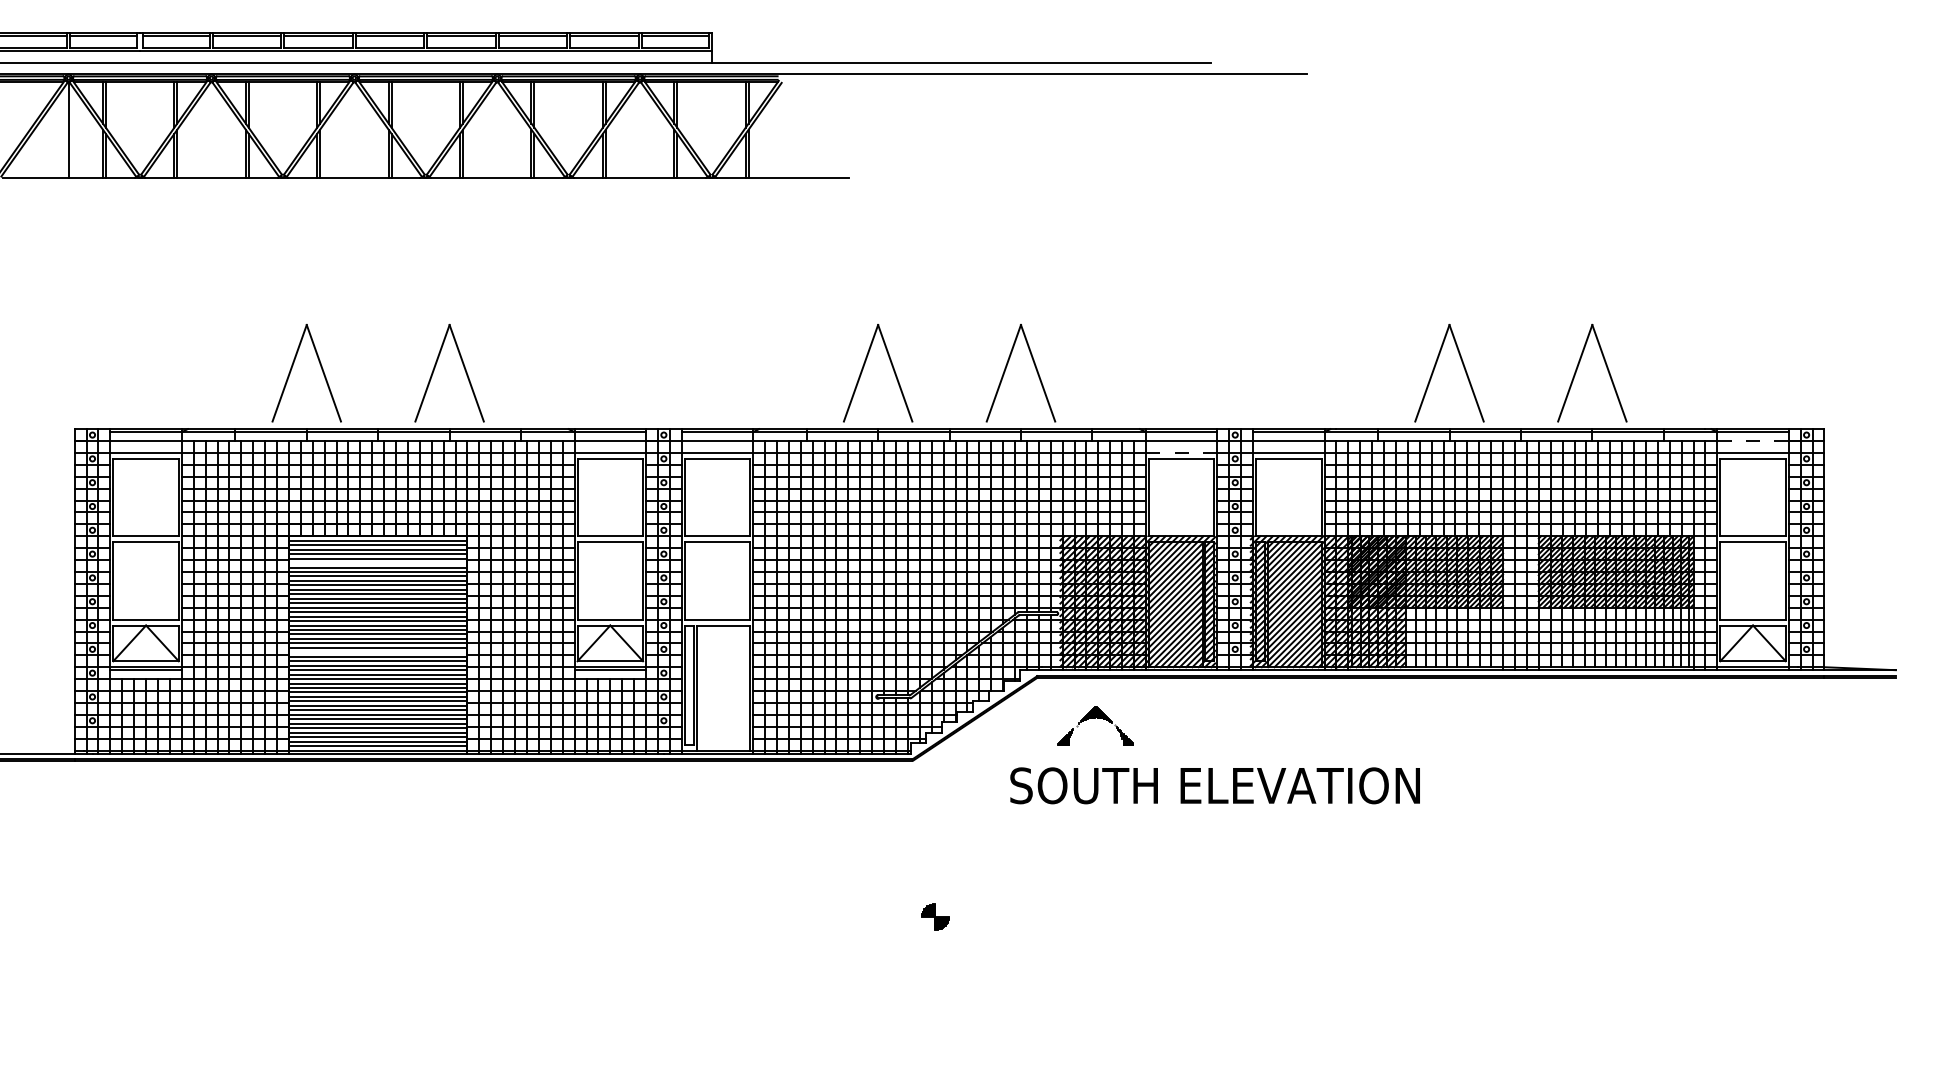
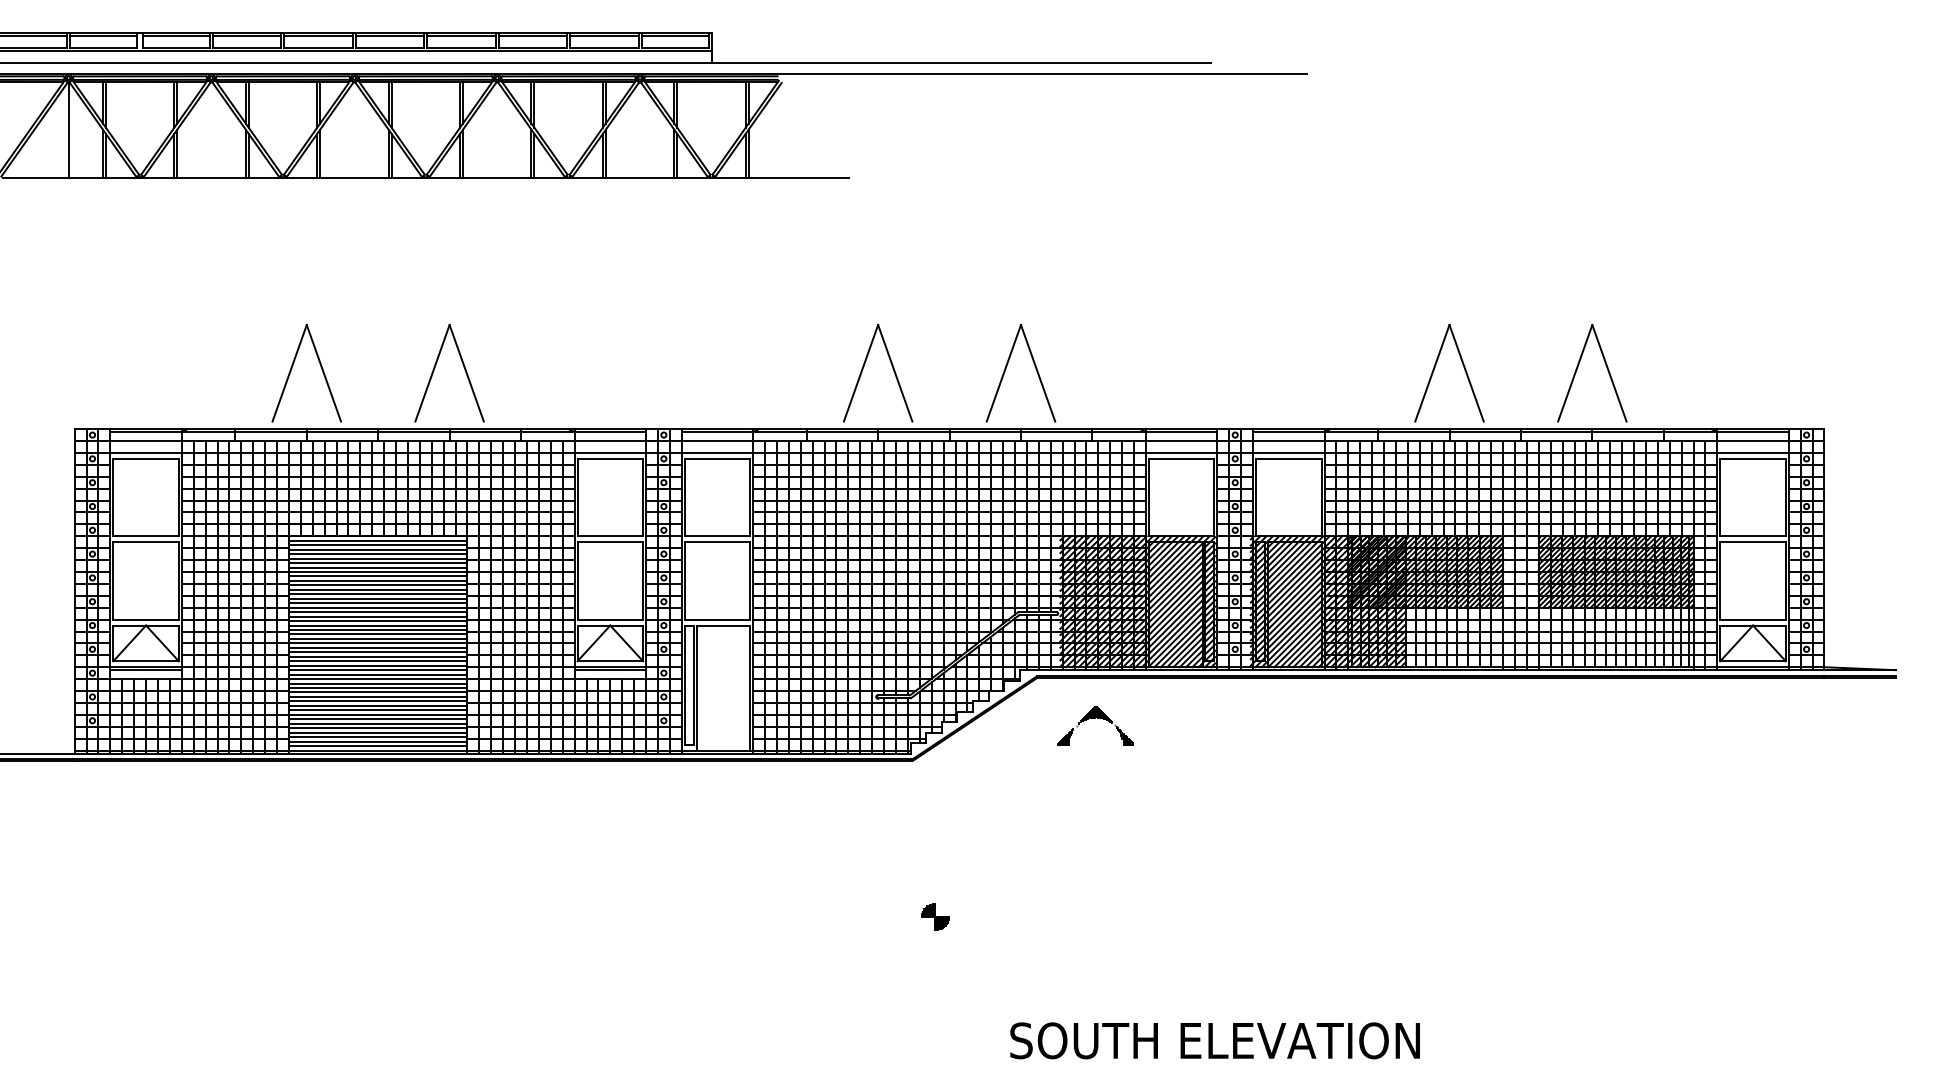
line: dashed -> solid (1753, 441)
line: dashed -> solid (1181, 452)
line: none -> present (377, 563)
line: none -> present (377, 652)
text position: (1214, 785) -> (1214, 1040) (1214, 1040)
